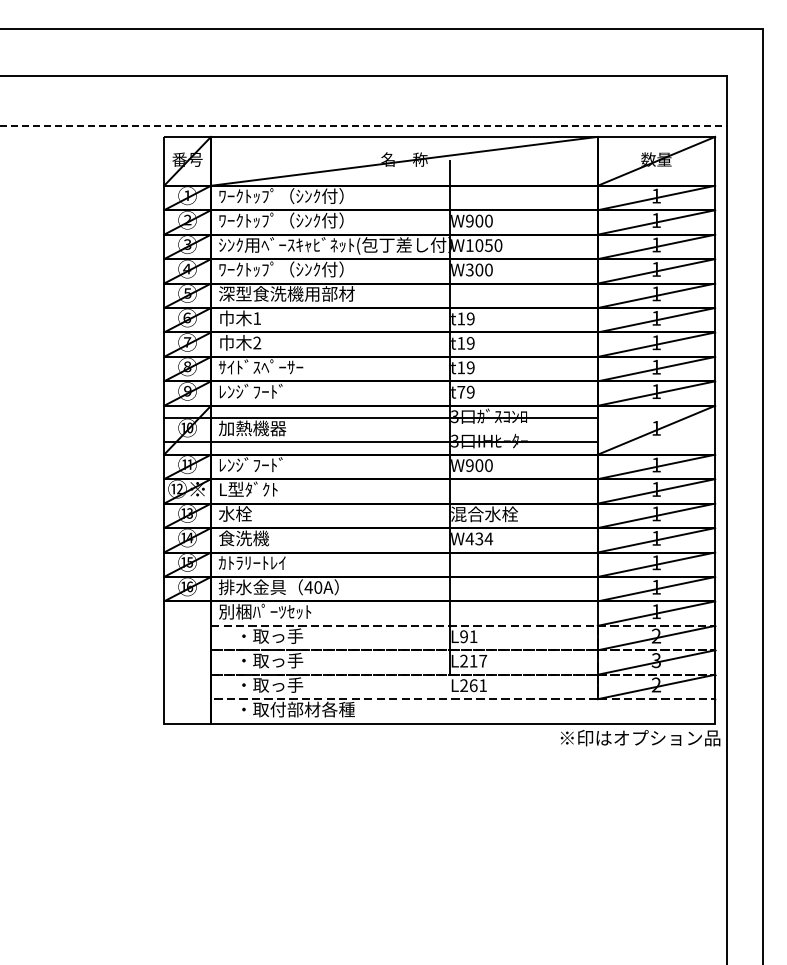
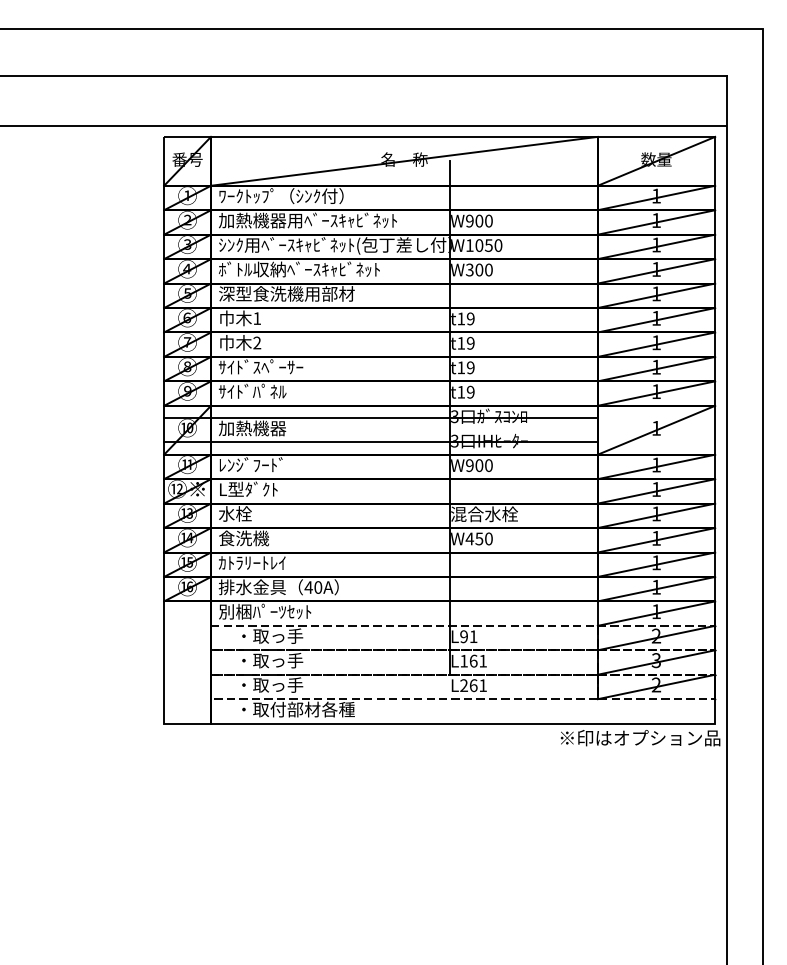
line: dashed -> solid (364, 125)
text: ﾜｰｸﾄｯﾌﾟ（ｼﾝｸ付） -> 加熱機器用ﾍﾞｰｽｷｬﾋﾞﾈｯﾄ (307, 220)
text: ﾜｰｸﾄｯﾌﾟ（ｼﾝｸ付） -> ﾎﾞﾄﾙ収納ﾍﾞｰｽｷｬﾋﾞﾈｯﾄ (298, 269)
text: ﾚﾝｼﾞﾌｰﾄﾞ -> ｻｲﾄﾞﾊﾟﾈﾙ (252, 390)
text: t79 -> t19 (461, 392)
text: W434 -> W450 (484, 538)
text: L217 -> L161 (473, 660)
